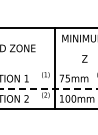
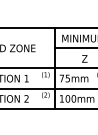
line: none -> present (74, 48)
line: none -> present (48, 68)
line: dashed -> solid (49, 88)
